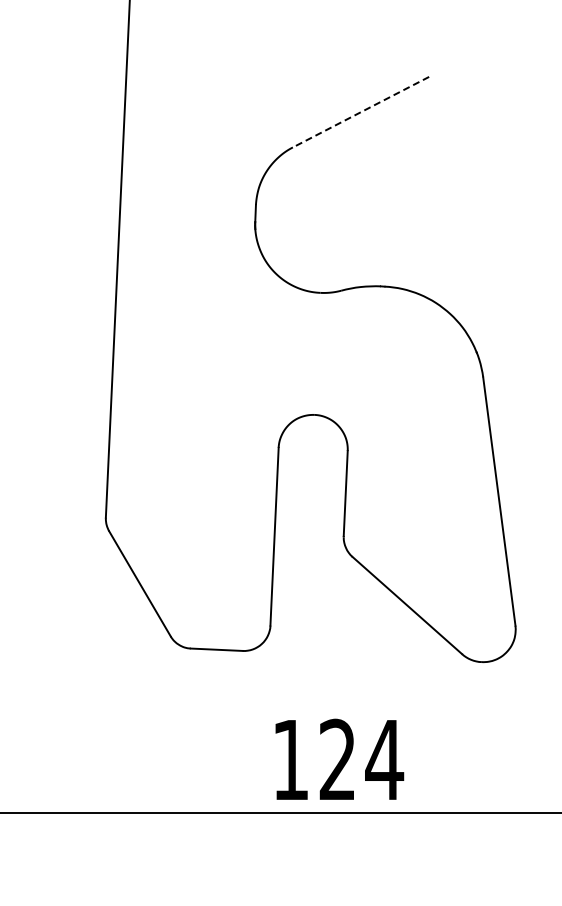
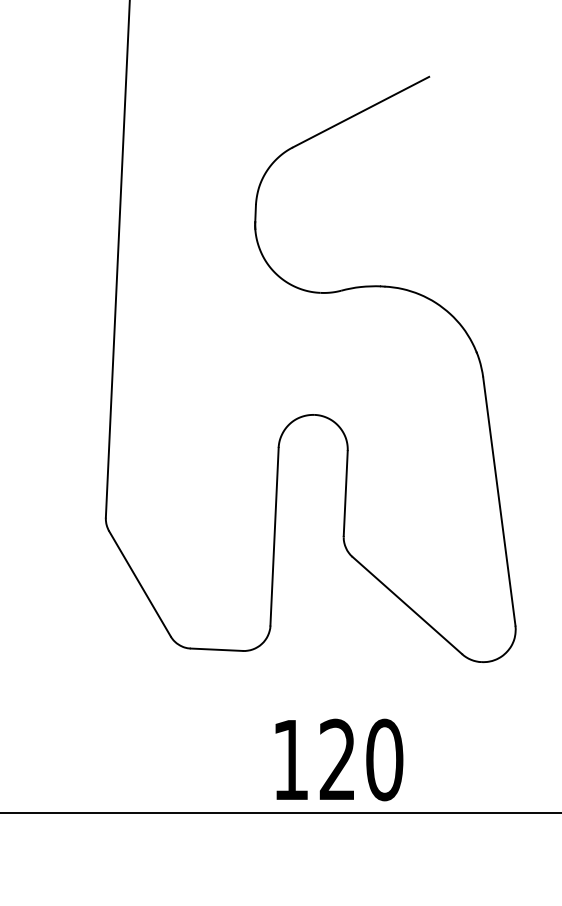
line: dashed -> solid (361, 112)
text: 124 -> 120 (384, 759)
